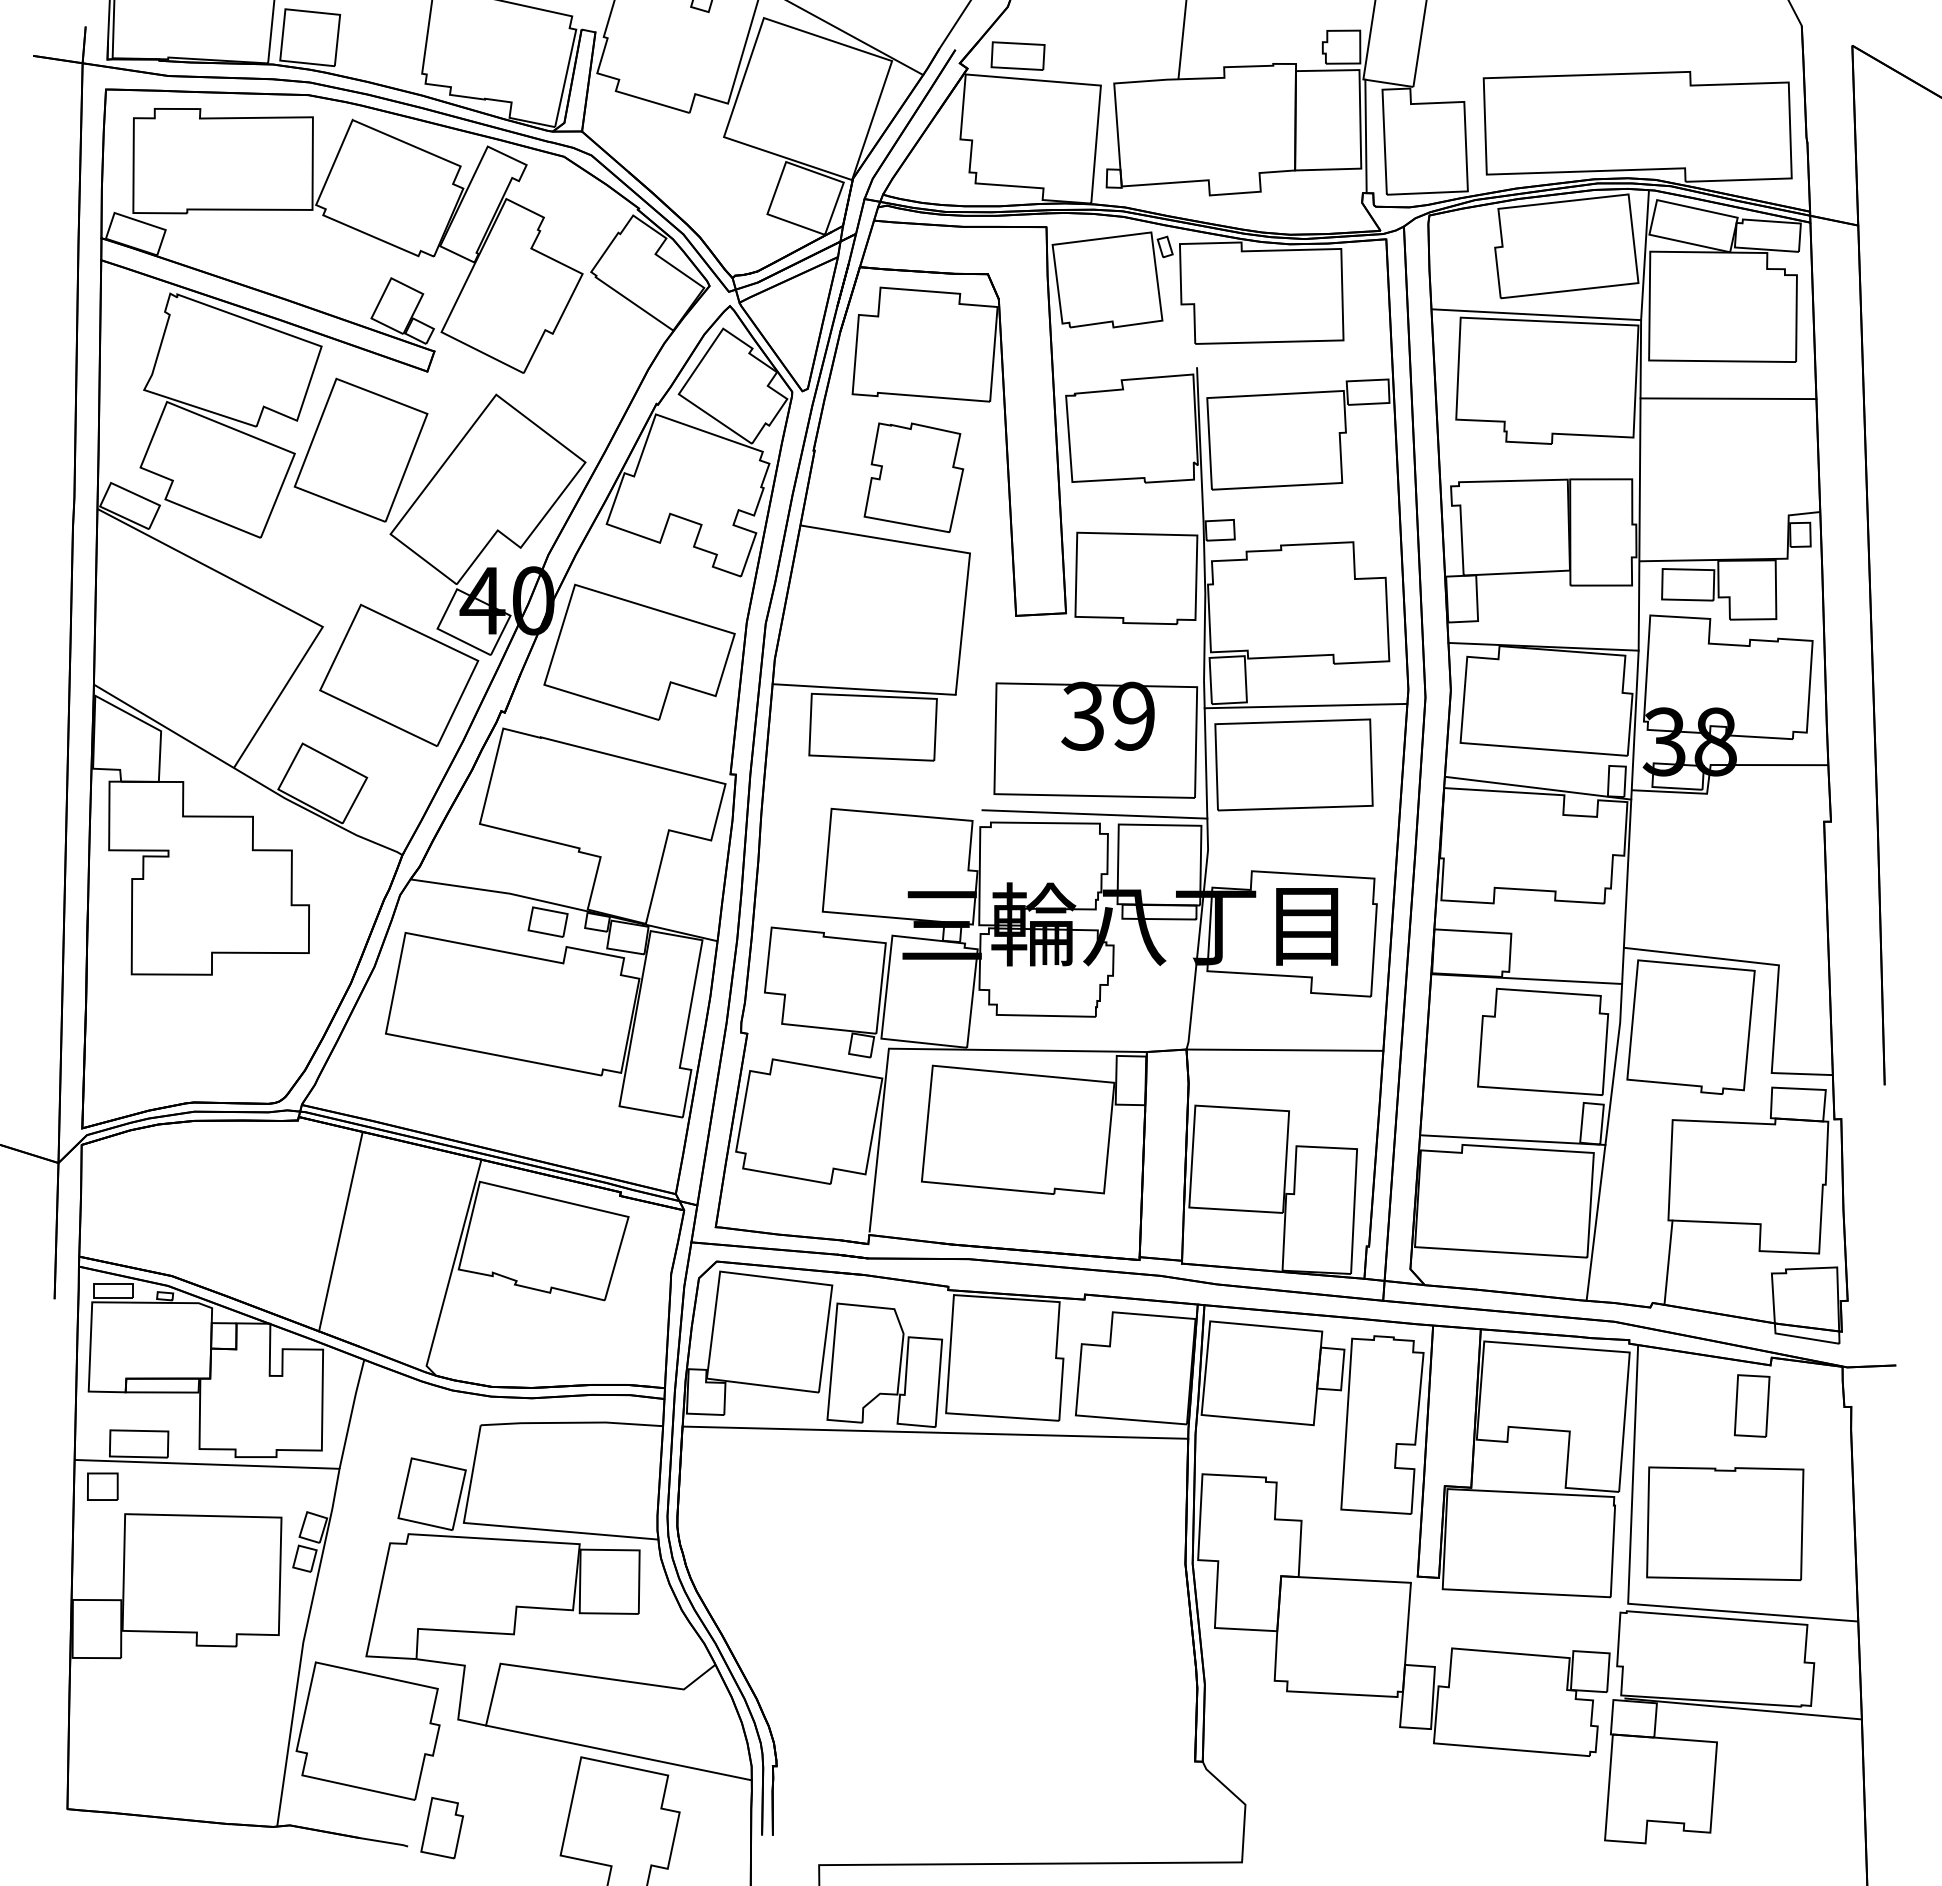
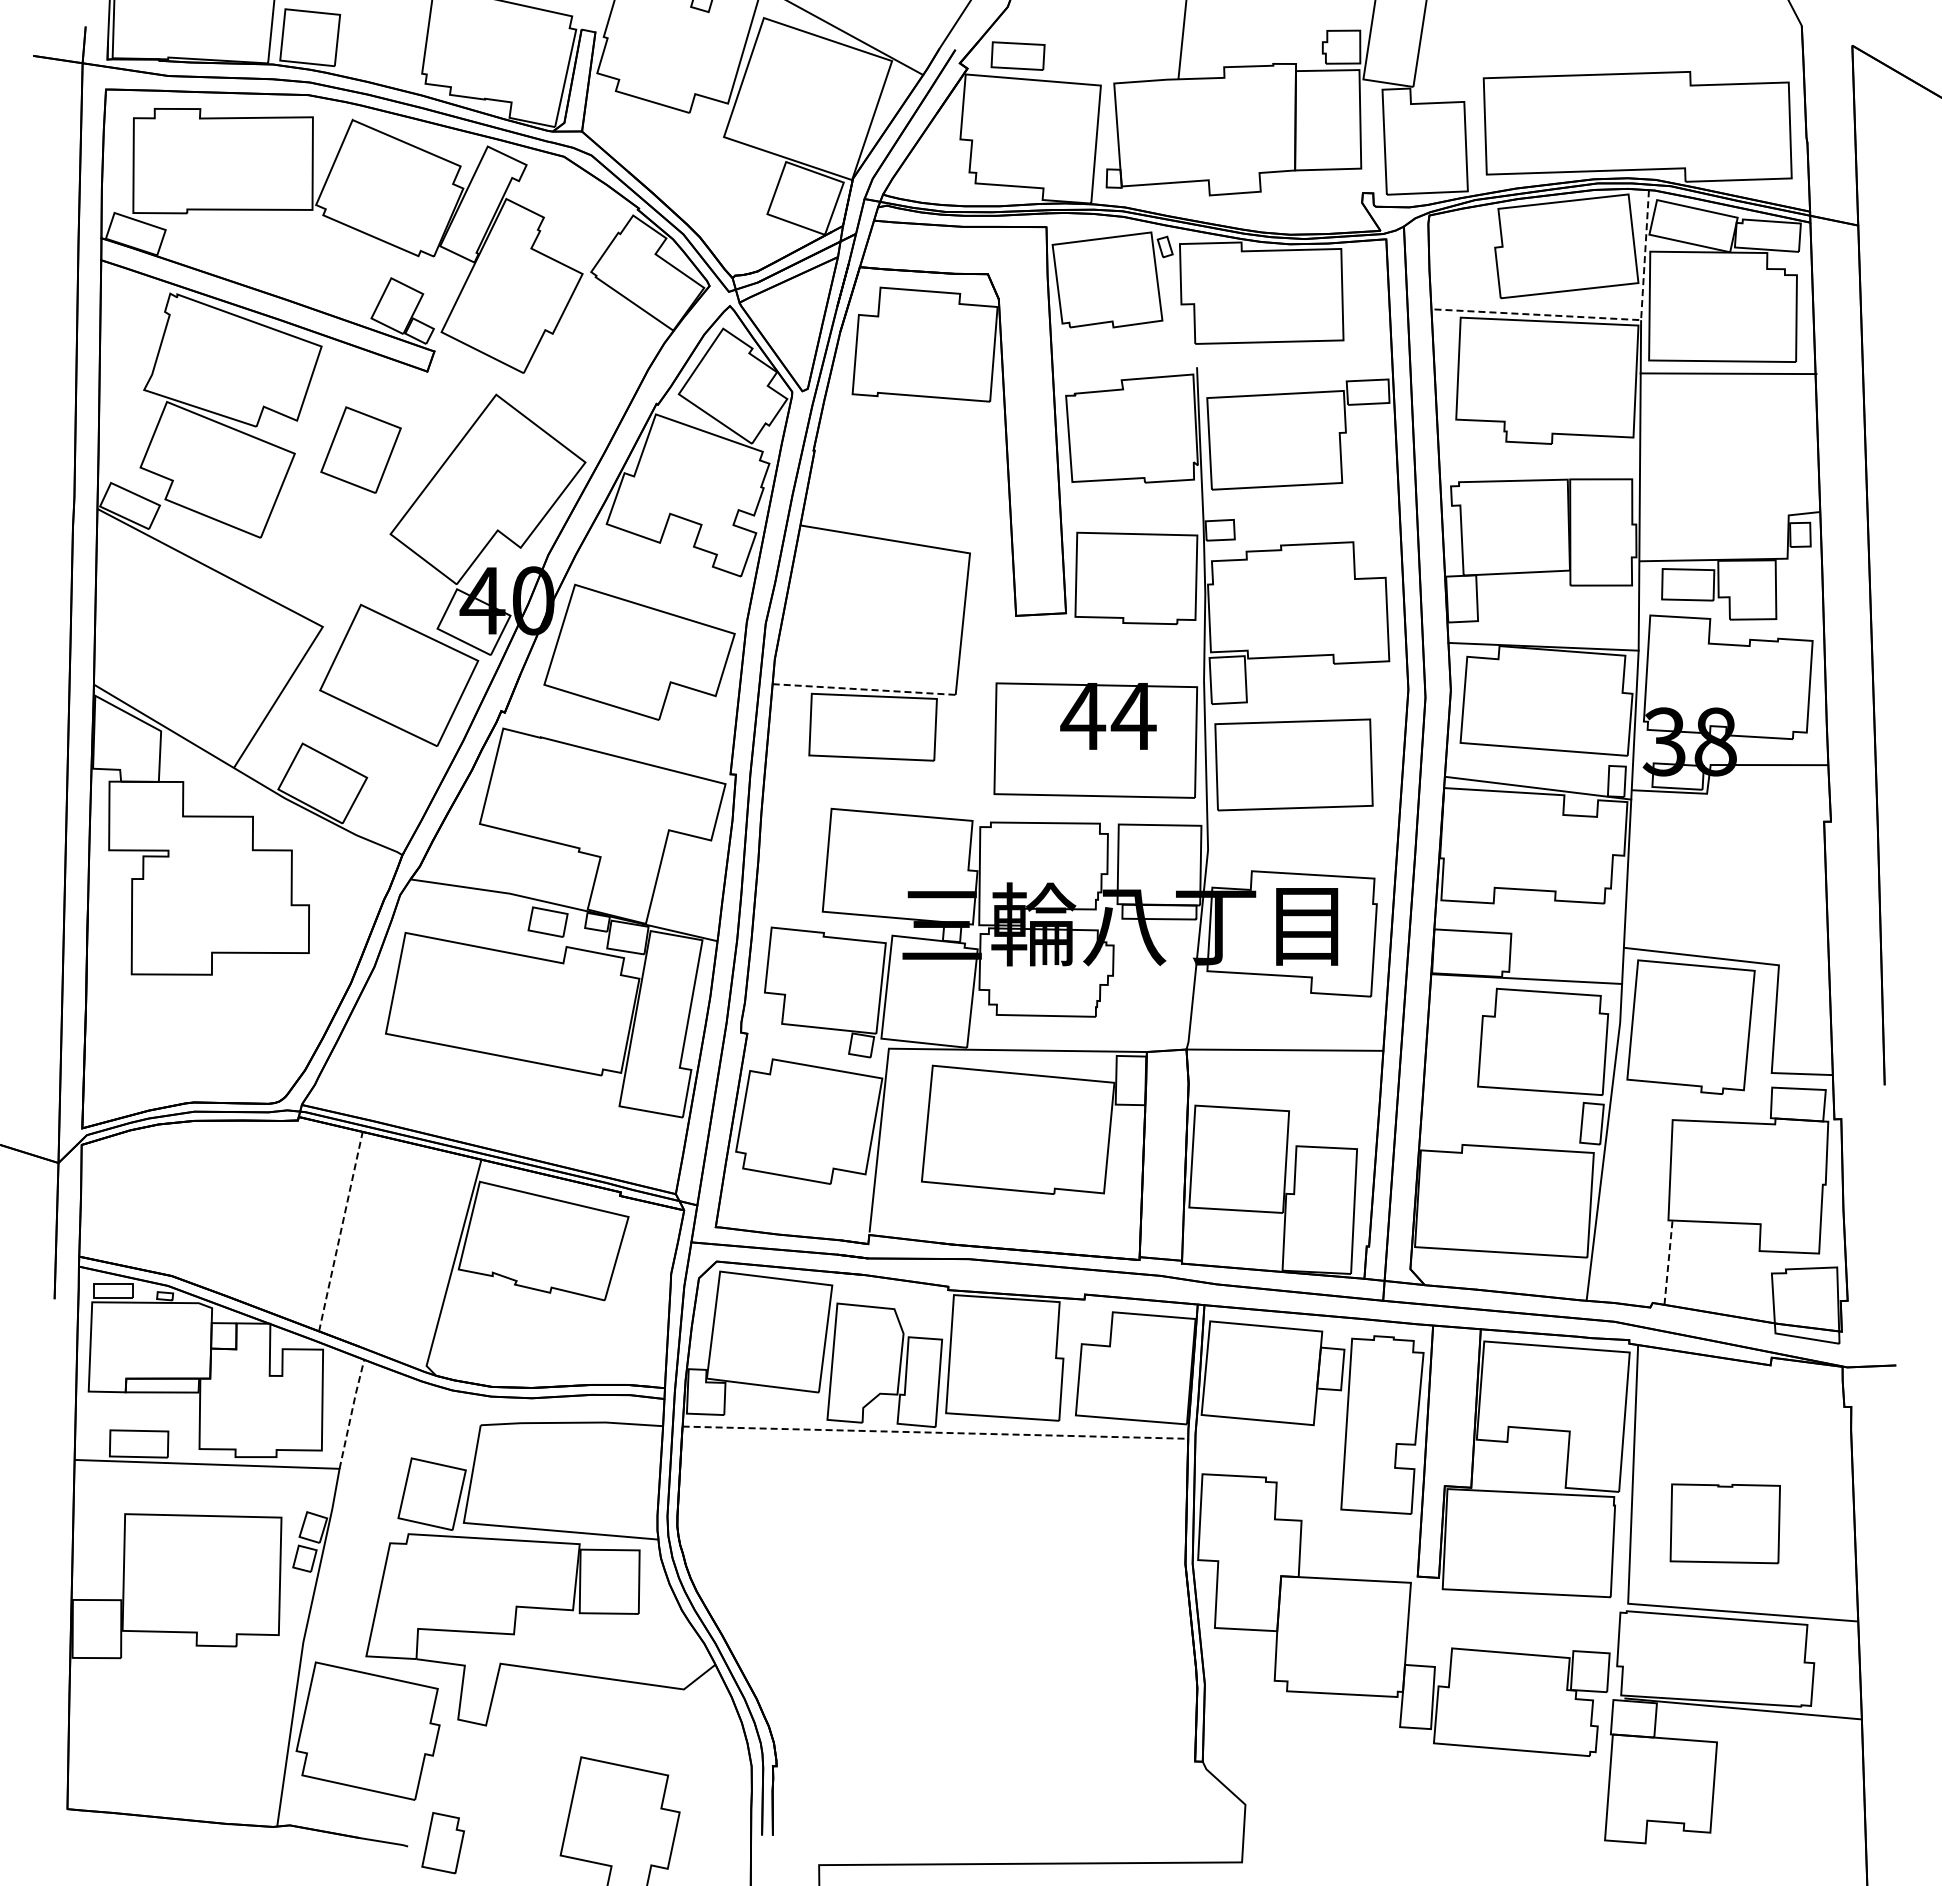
line: present -> none (1365, 136)
line: solid -> dashed (1602, 318)
line position: (1728, 398) -> (1728, 373) (1728, 373)
part size: 136x146 px -> 82x88 px (360, 449)
part: present -> none (913, 477)
line: solid -> dashed (864, 689)
line: present -> none (1305, 705)
text: 39 -> 44 (1108, 715)
line: present -> none (1094, 814)
line: present -> none (1512, 1139)
line: solid -> dashed (341, 1231)
line: solid -> dashed (1668, 1262)
part: present -> none (1751, 1405)
line: solid -> dashed (351, 1412)
line: solid -> dashed (935, 1432)
part: present -> none (102, 1486)
part size: 159x116 px -> 112x82 px (1724, 1523)
line: present -> none (618, 1752)
part position: (441, 1828) -> (442, 1843) (442, 1843)
